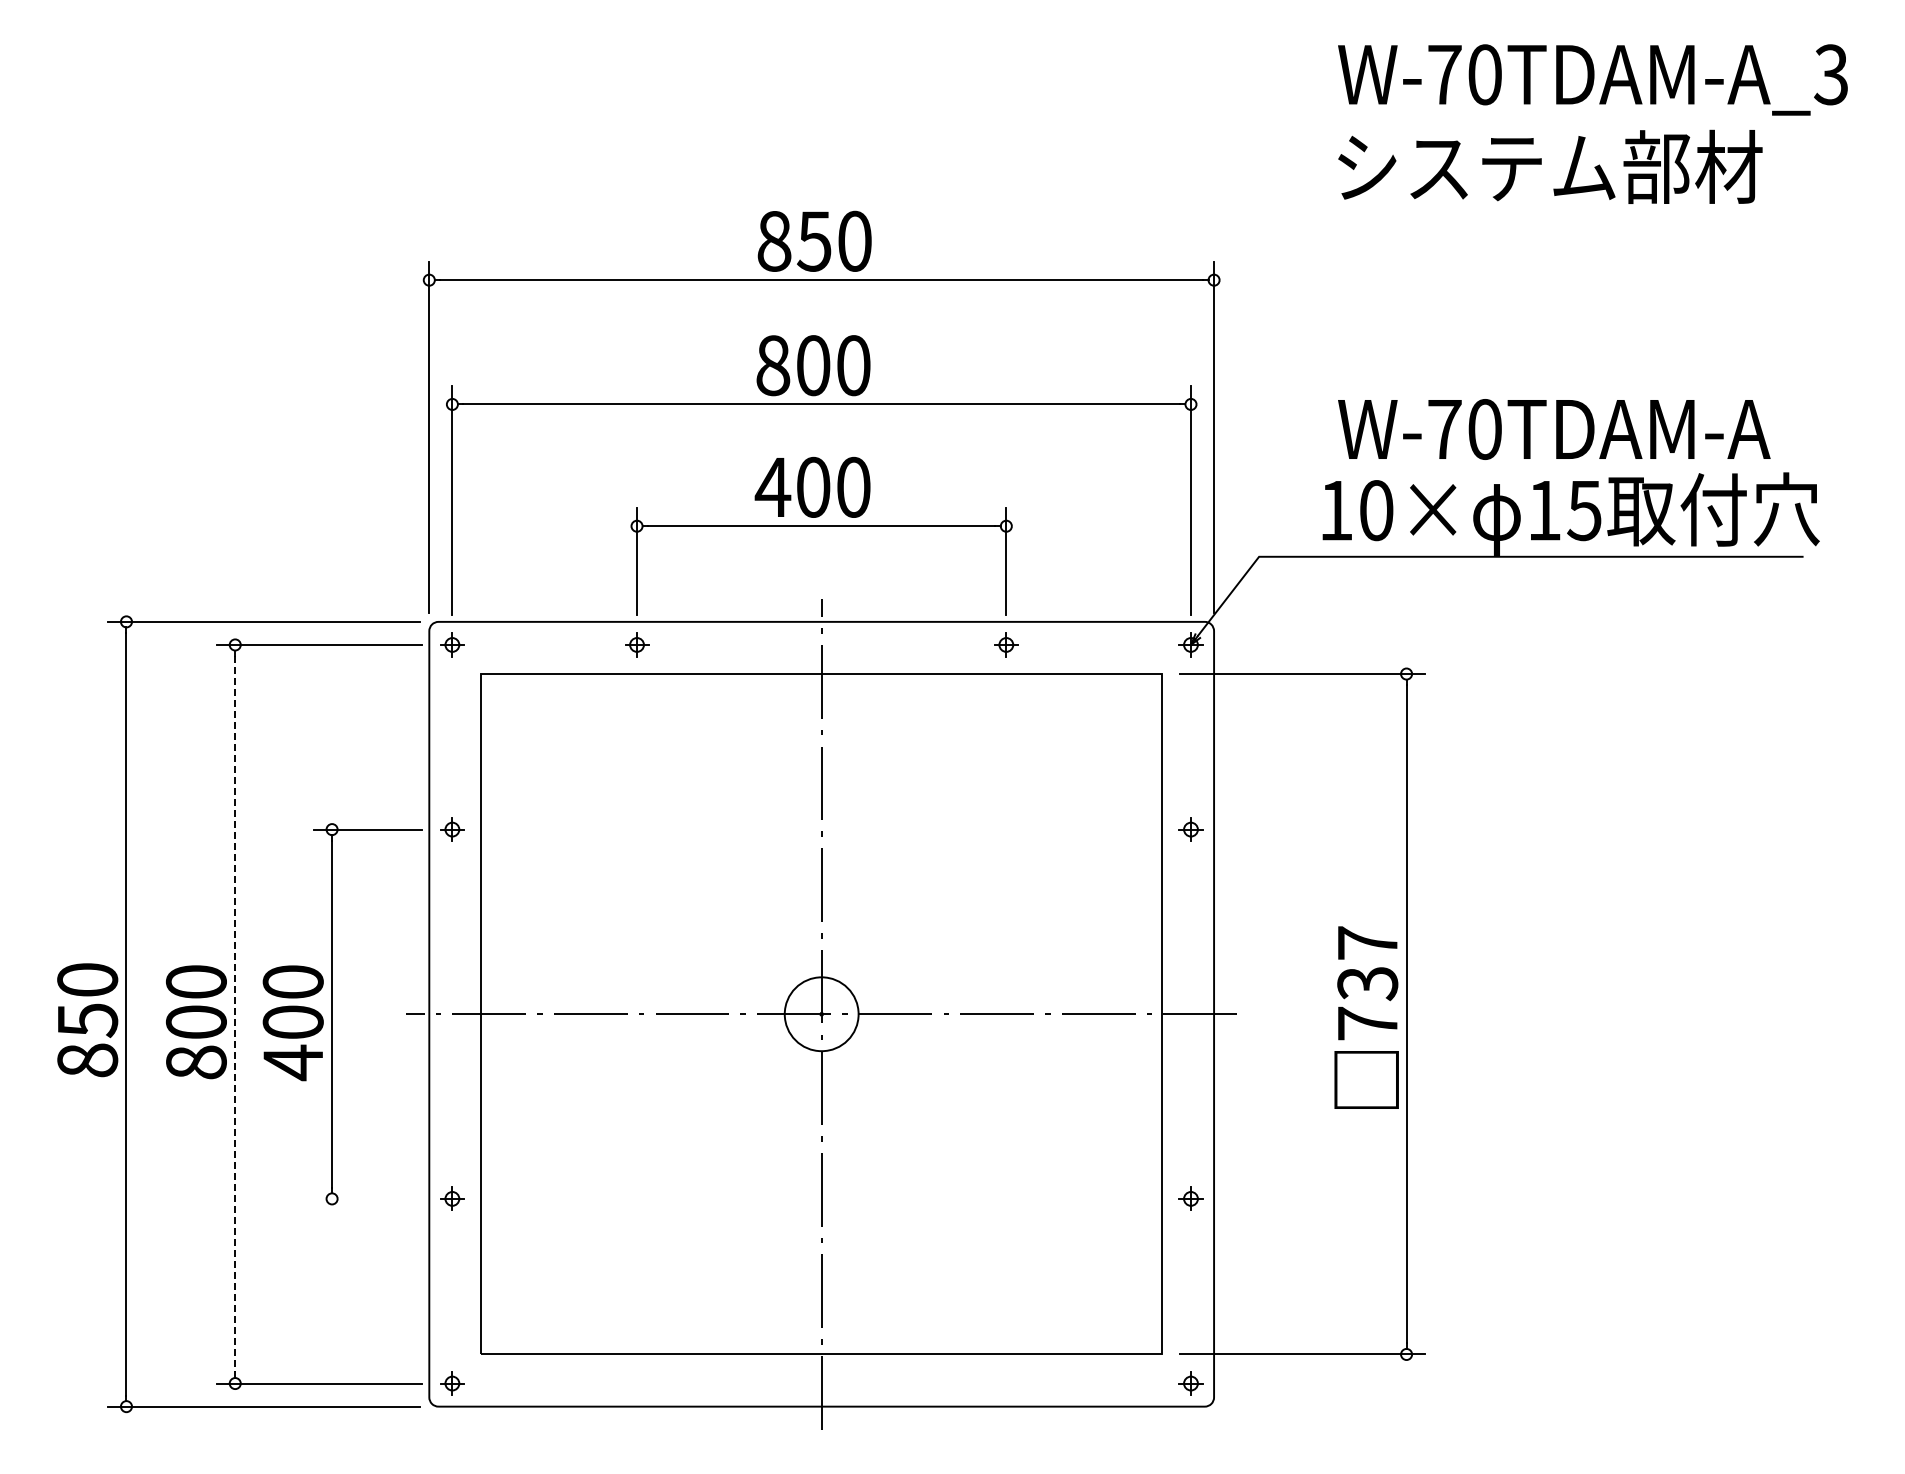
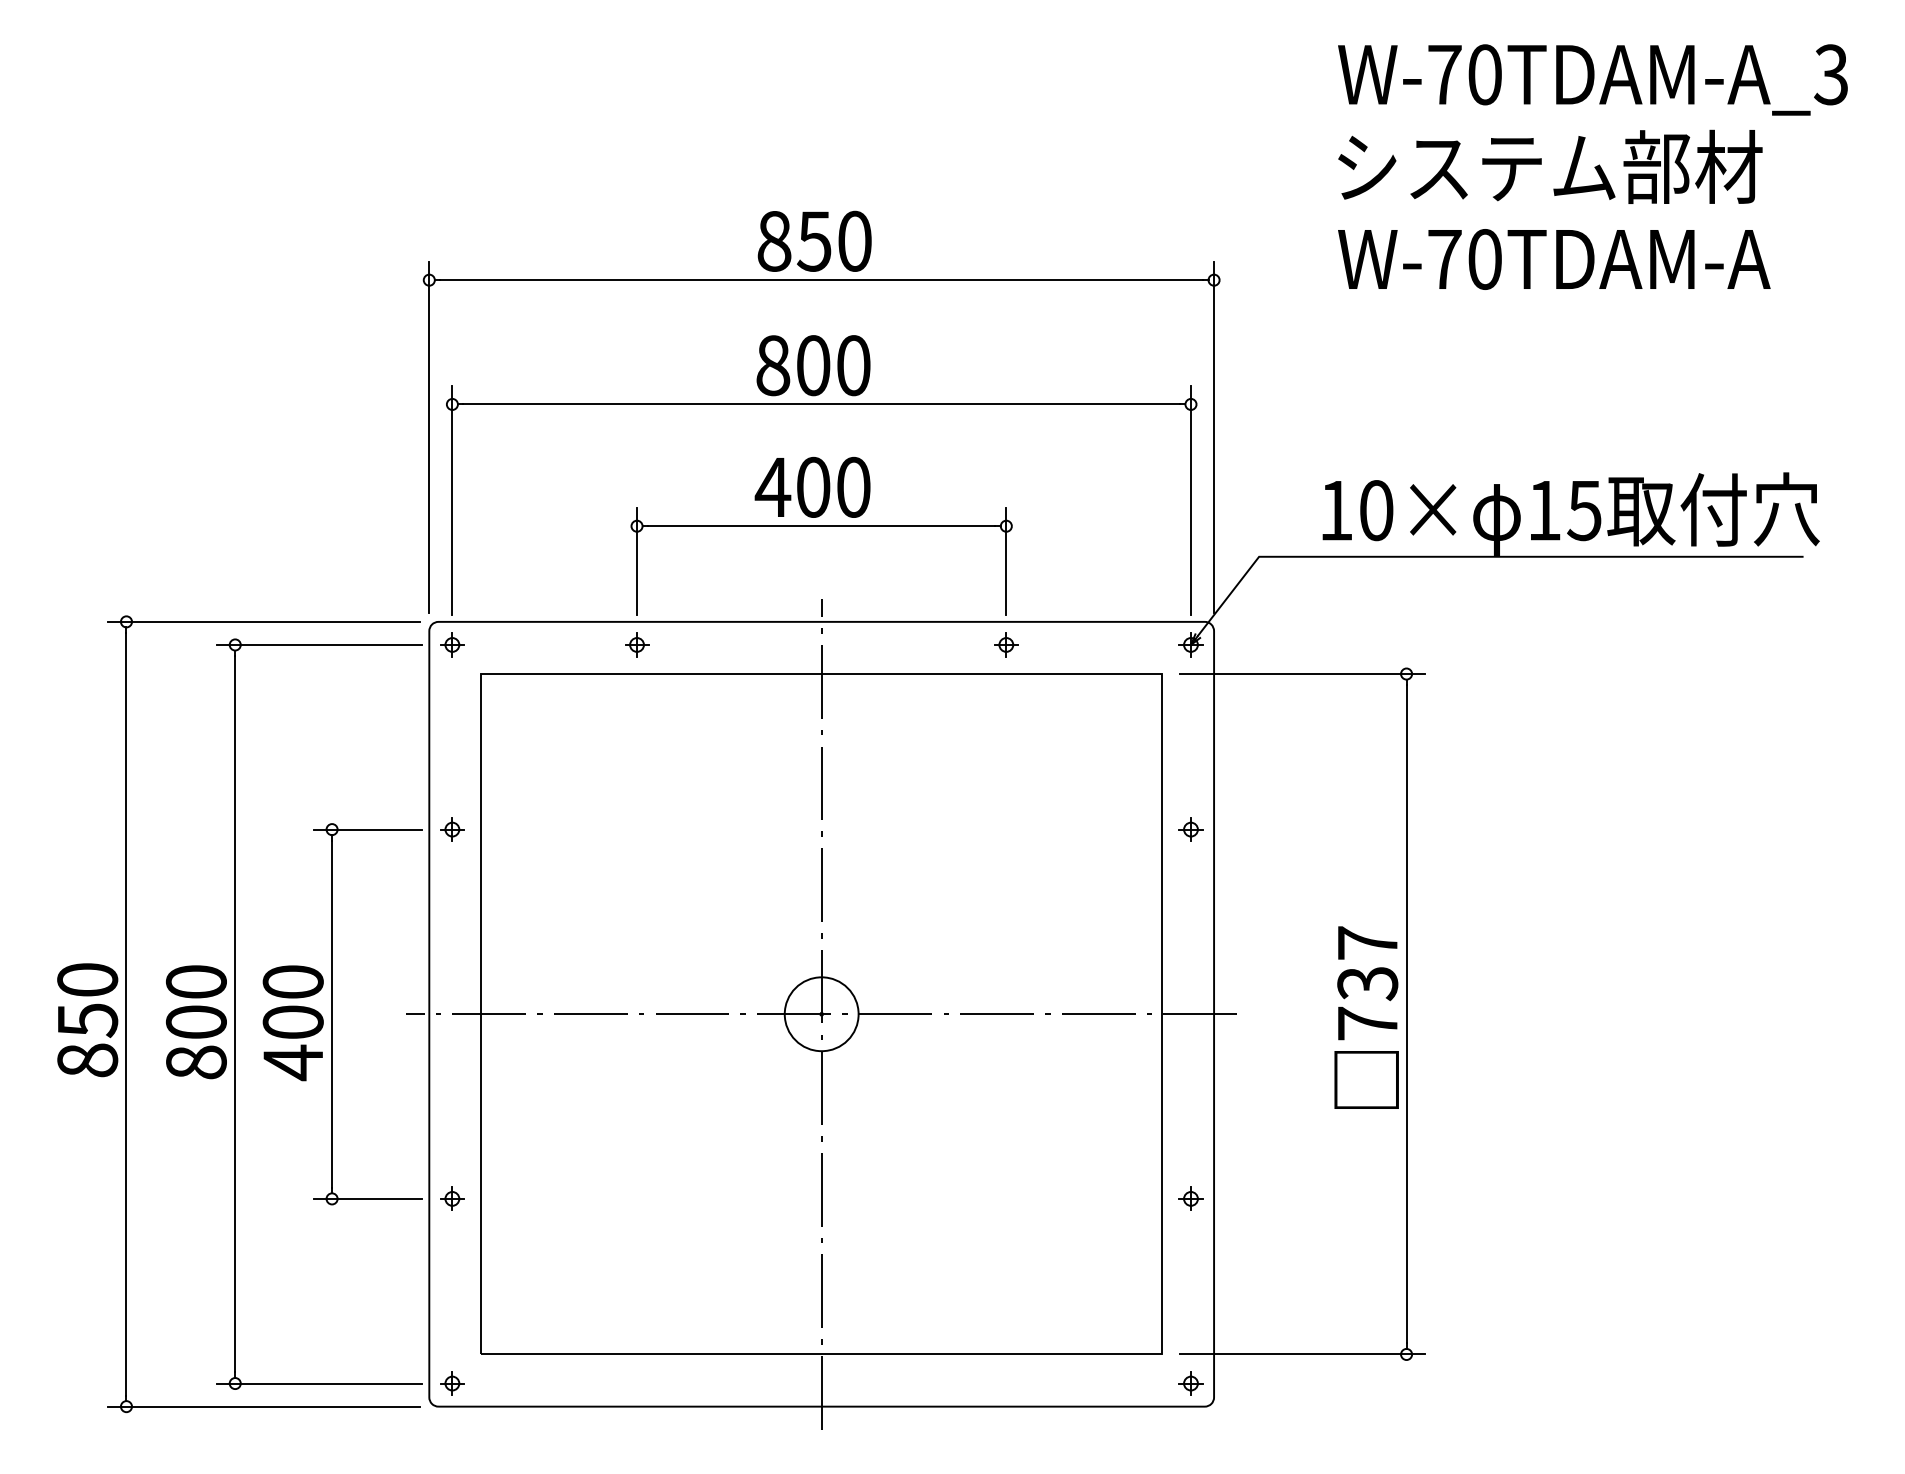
text position: (1554, 429) -> (1554, 259) (1554, 259)
line: dashed -> solid (235, 1014)
line: none -> present (367, 1198)
